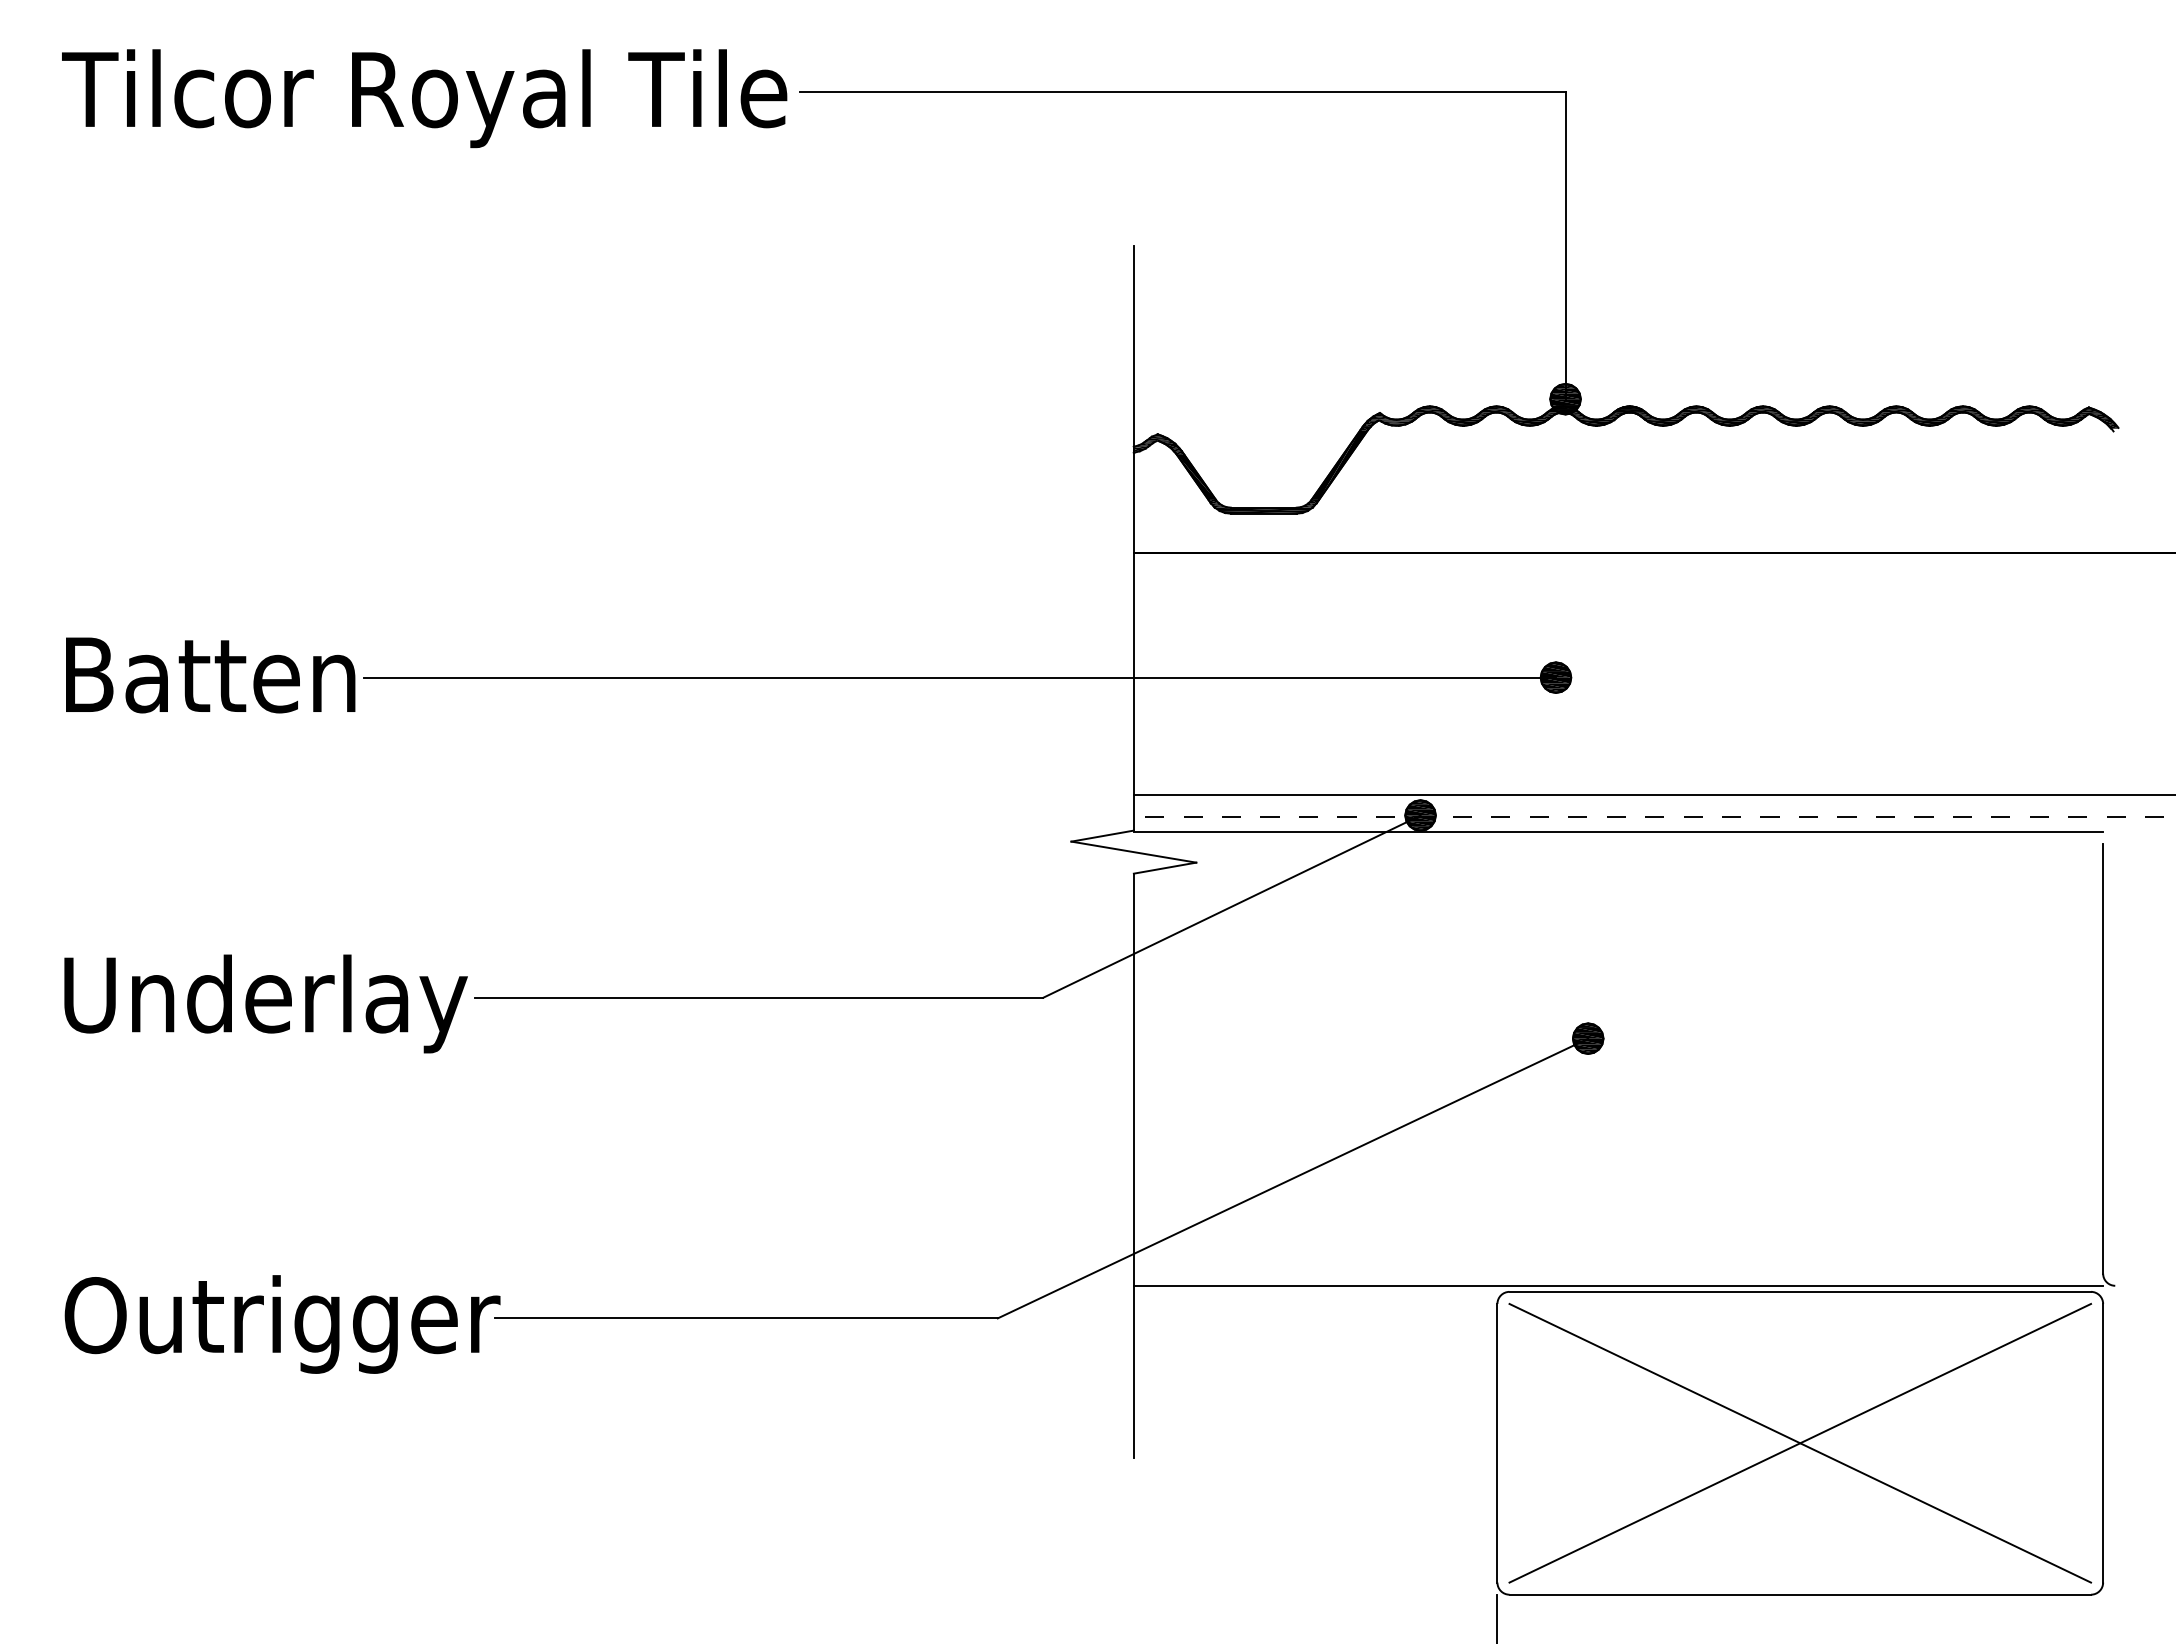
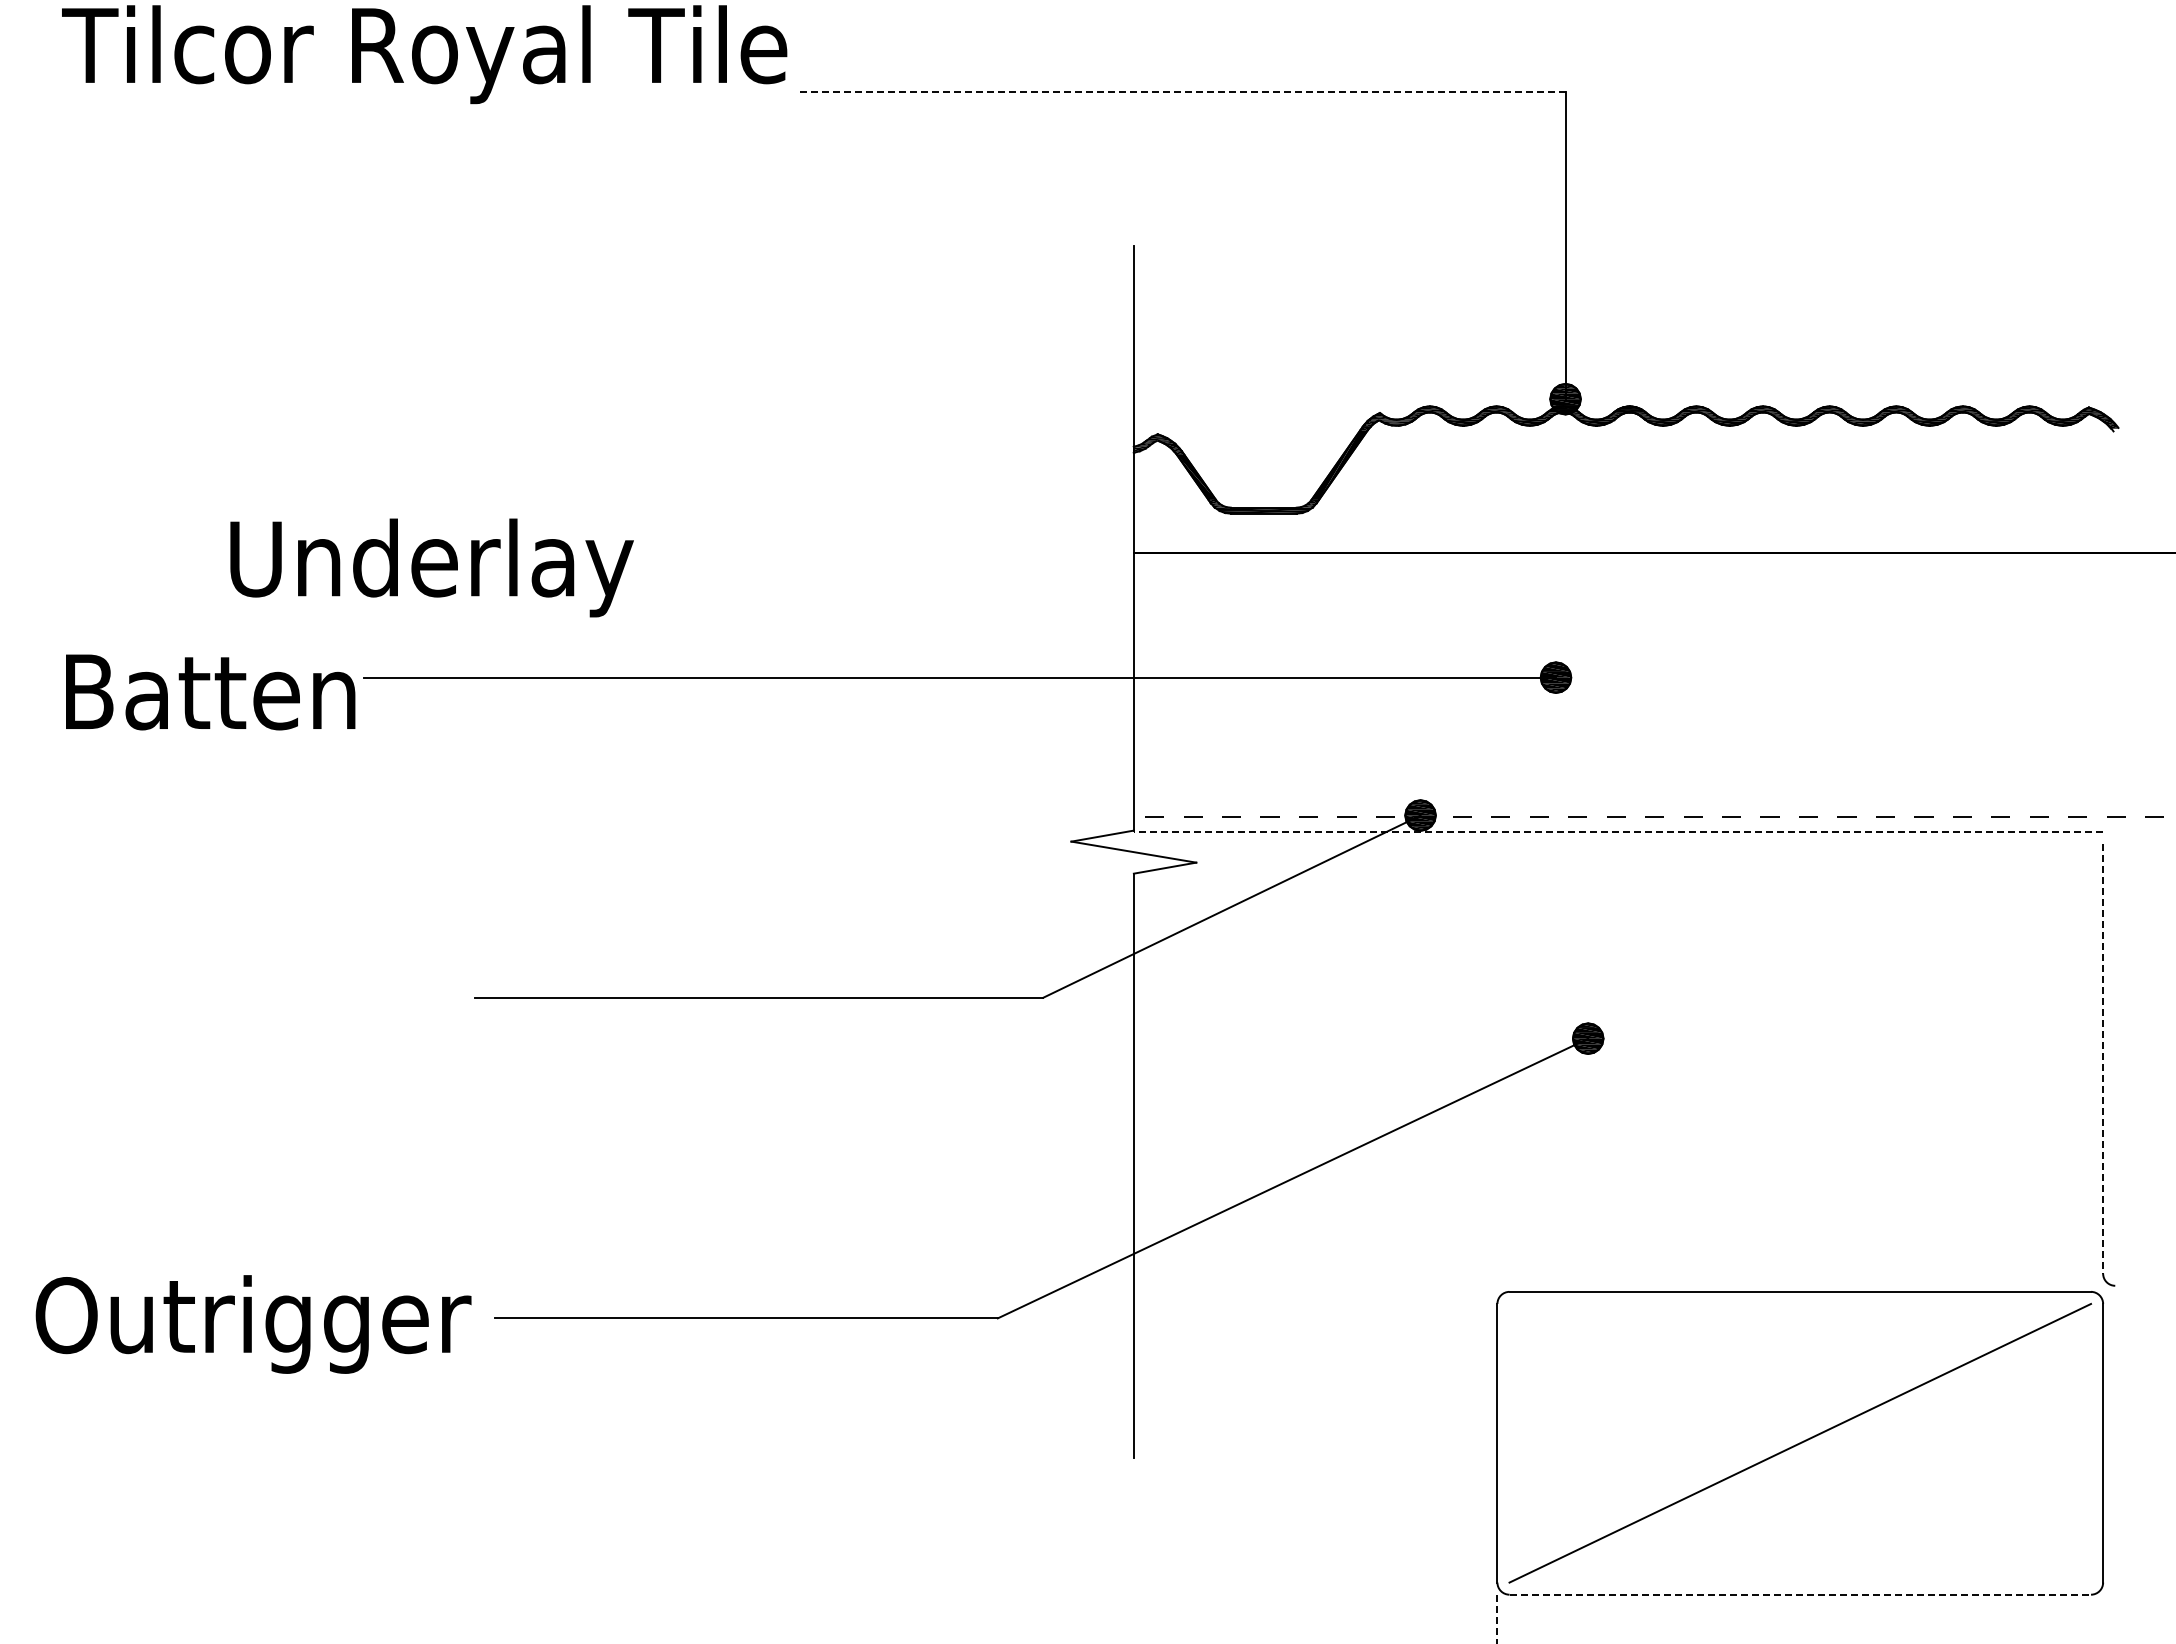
line: solid -> dashed (1183, 92)
text position: (424, 98) -> (424, 54) (424, 54)
text position: (210, 675) -> (210, 692) (210, 692)
line: present -> none (1652, 795)
line: solid -> dashed (1618, 831)
text position: (265, 1003) -> (431, 567) (431, 567)
line: solid -> dashed (2103, 1059)
line: present -> none (1618, 1286)
text position: (282, 1324) -> (253, 1324) (253, 1324)
line: present -> none (1800, 1442)
line: solid -> dashed (1800, 1594)
line: solid -> dashed (1497, 1619)
